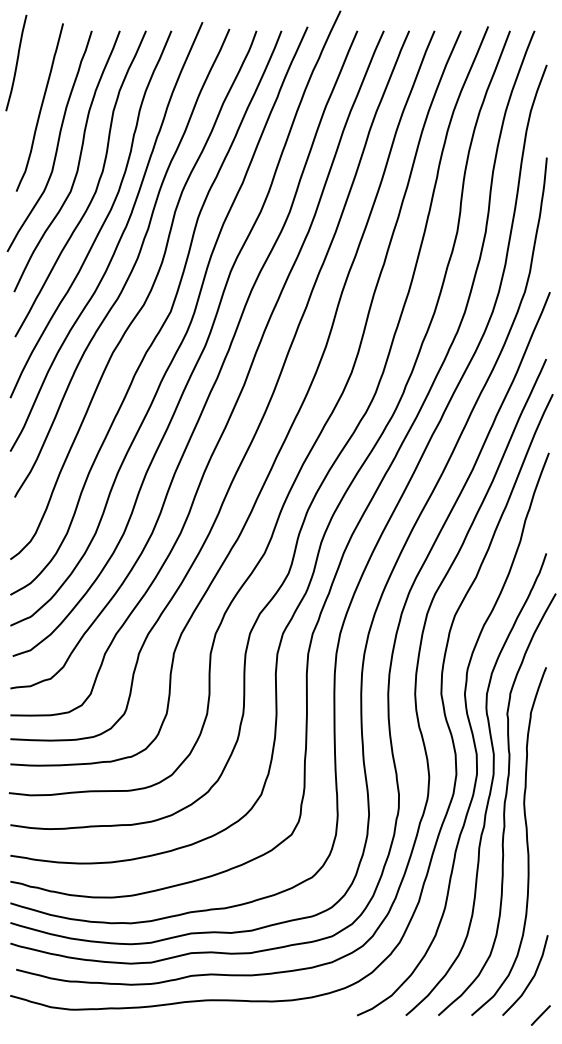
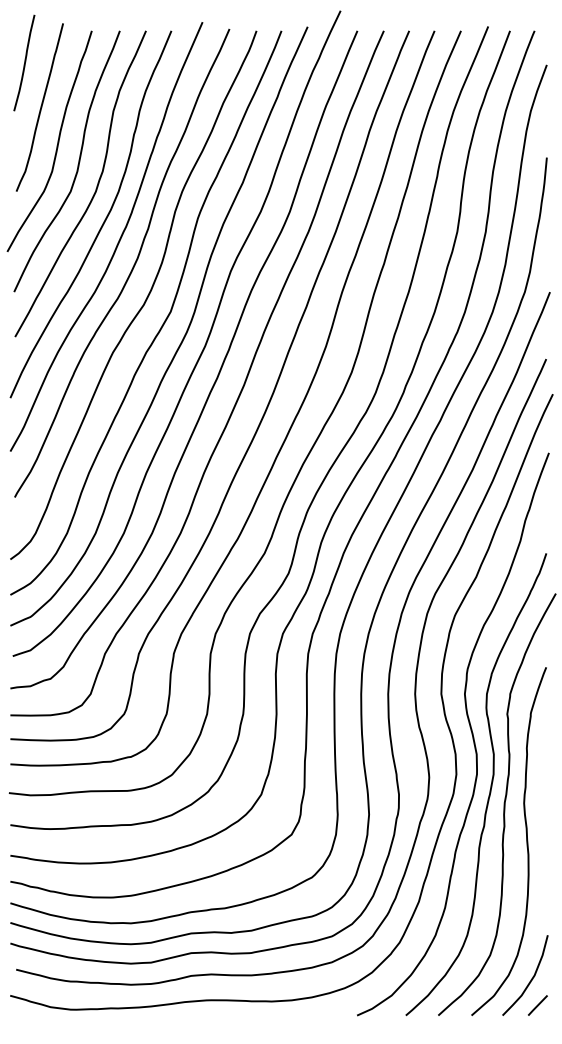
curve position: (16, 62) -> (24, 62) (24, 62)
line position: (540, 1015) -> (537, 1005) (537, 1005)
